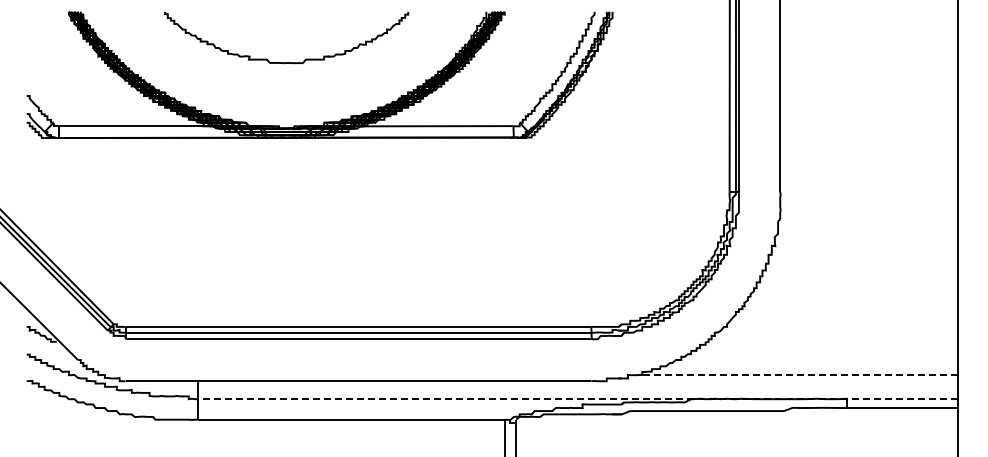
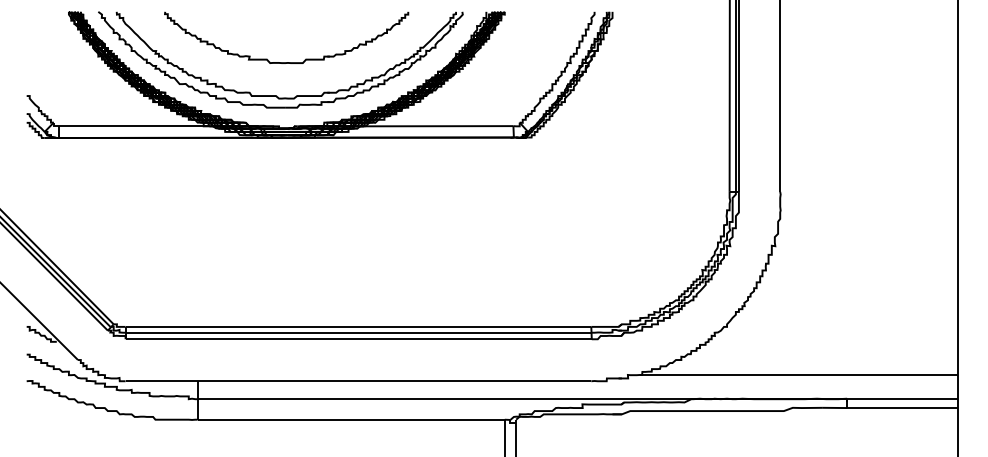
part: none -> present (276, 95)
line: dashed -> solid (799, 374)
line: dashed -> solid (577, 399)
